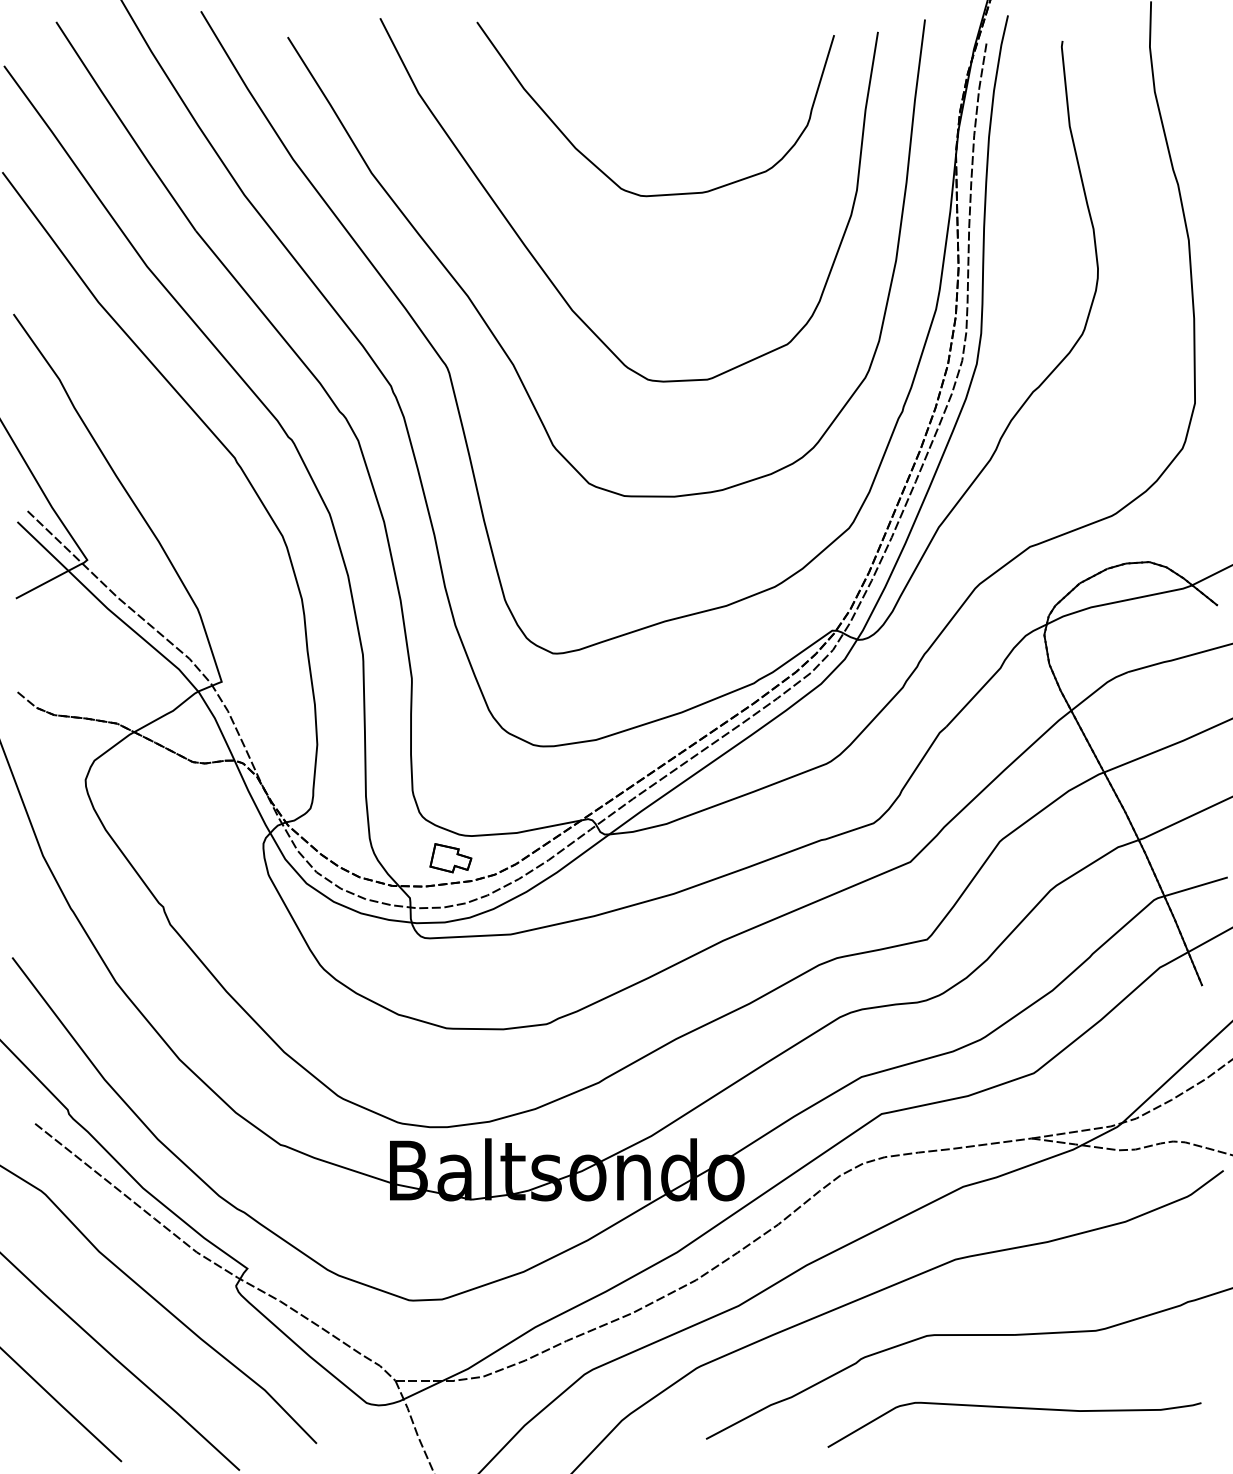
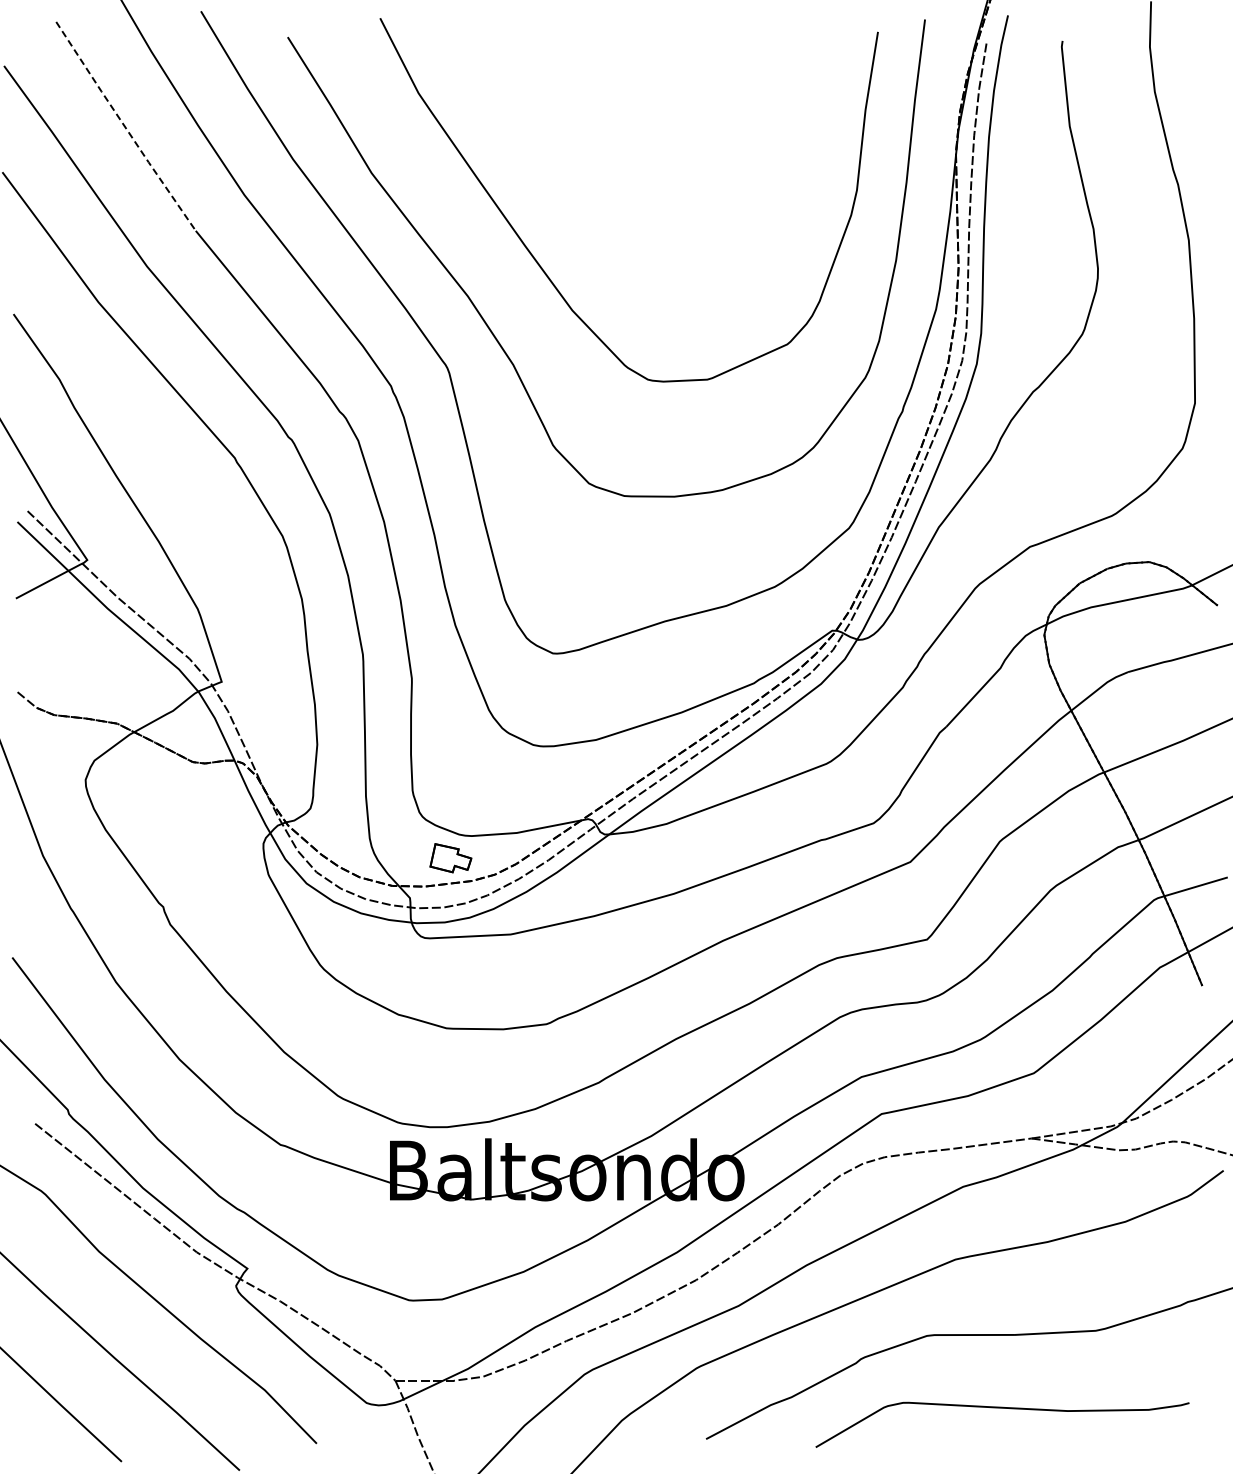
line: solid -> dashed (125, 127)
curve: present -> none (602, 170)
curve position: (1014, 1408) -> (1002, 1408) (1002, 1408)
